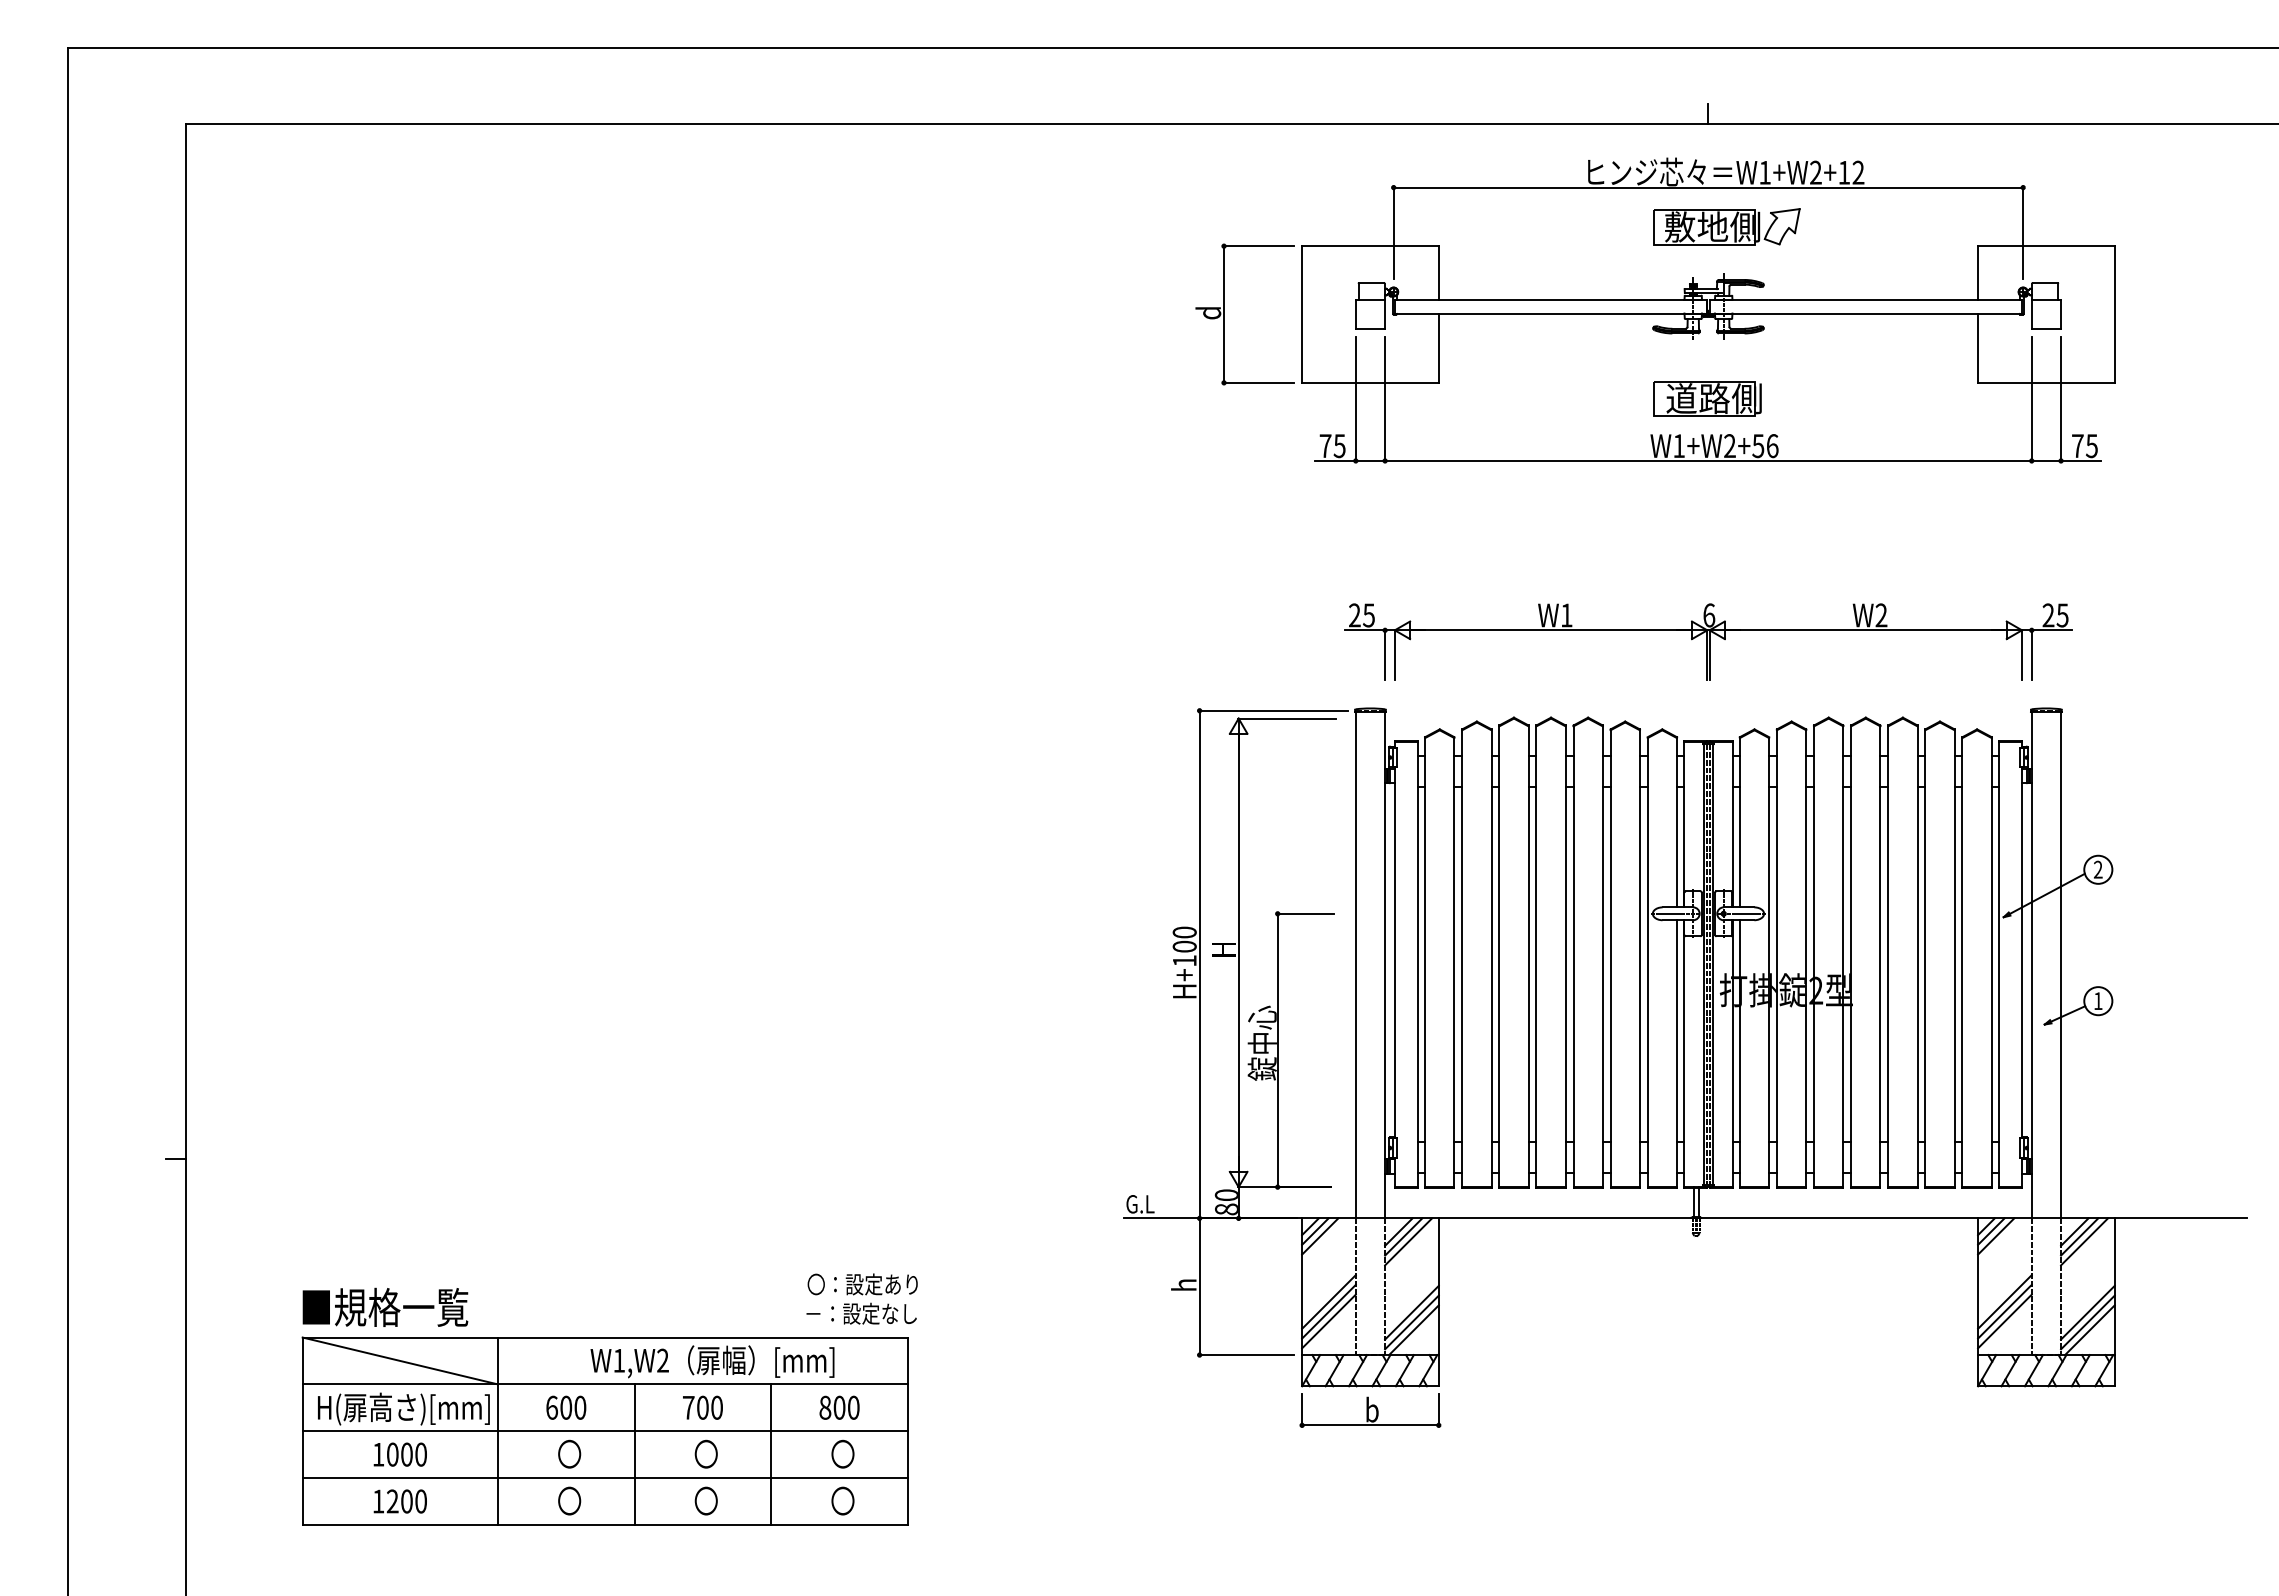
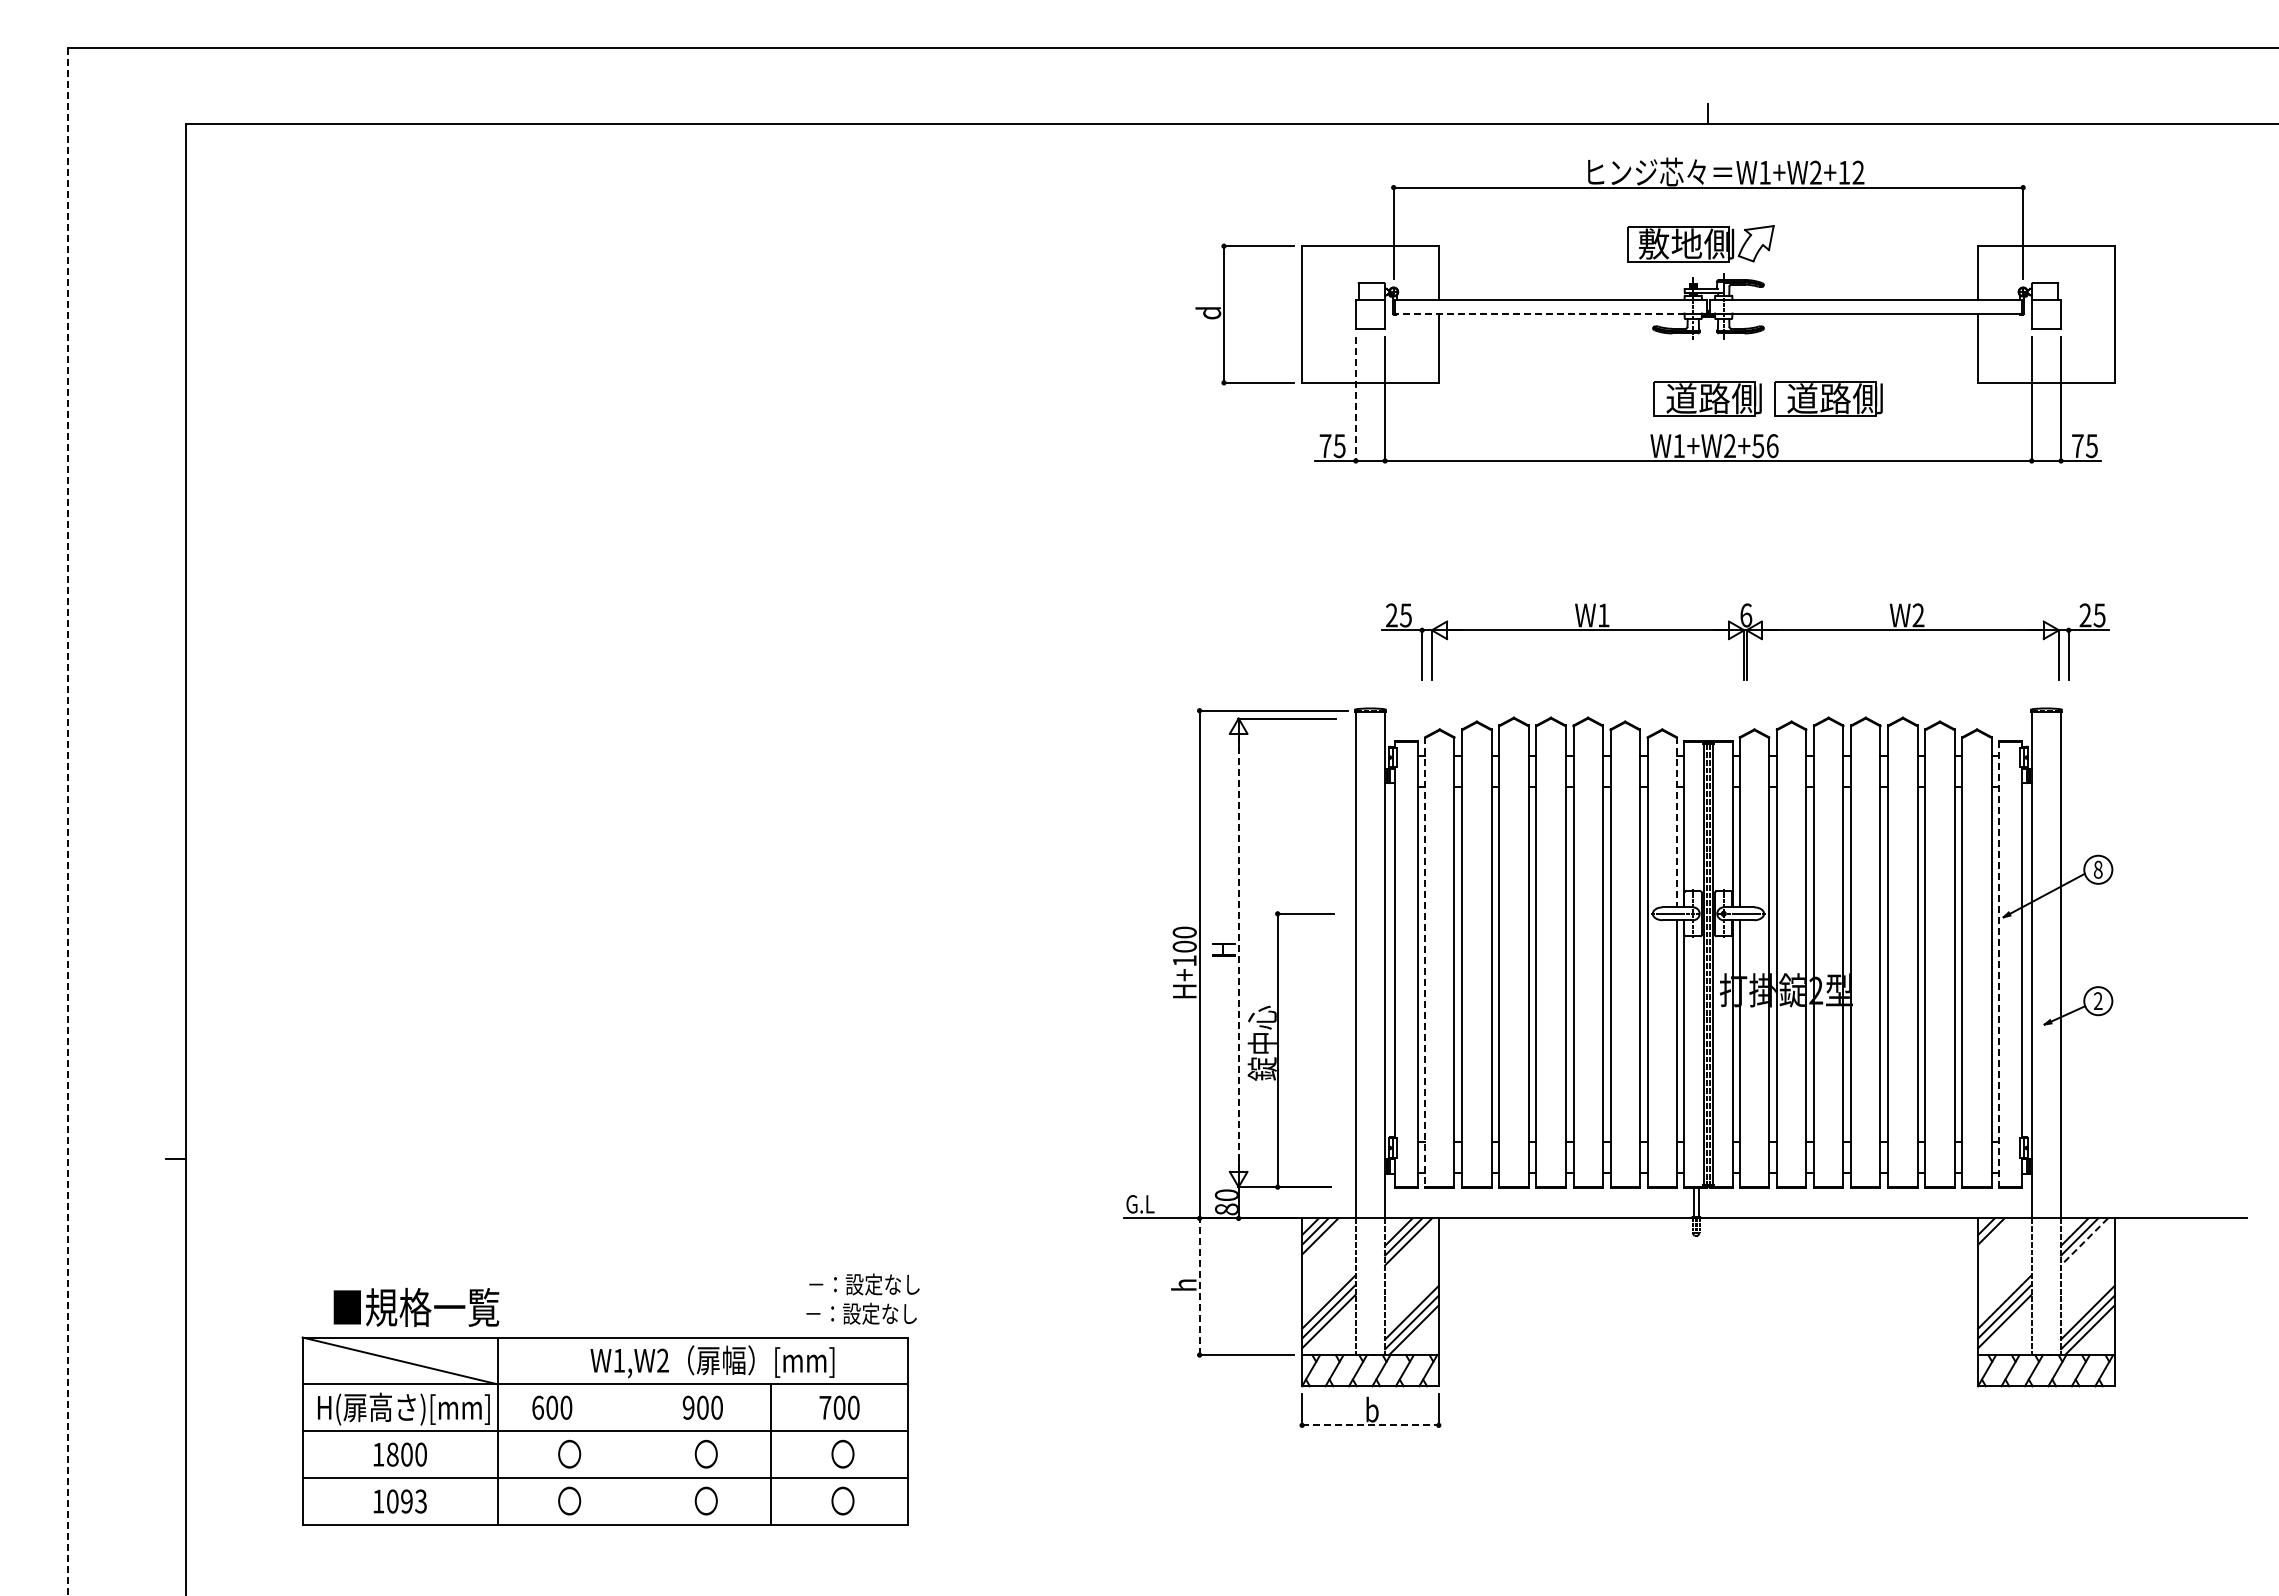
part position: (1726, 226) -> (1700, 243) (1700, 243)
line: solid -> dashed (1550, 313)
part: none -> present (1828, 398)
line: solid -> dashed (1355, 399)
part position: (1708, 641) -> (1745, 641) (1745, 641)
line: solid -> dashed (68, 821)
line: solid -> dashed (1676, 822)
text: 2 -> 8 (2097, 869)
line: solid -> dashed (1238, 952)
line: solid -> dashed (1425, 963)
line: solid -> dashed (1998, 964)
text: 1 -> 2 (2097, 1000)
line: present -> none (1996, 1236)
line: solid -> dashed (2084, 1242)
text: 〇：設定あり -> －：設定なし (863, 1284)
line: solid -> dashed (1199, 1286)
text position: (385, 1306) -> (416, 1306) (416, 1306)
text position: (566, 1407) -> (552, 1407) (552, 1407)
text: 700 -> 900 (688, 1407)
text: 800 -> 700 (825, 1407)
line: solid -> dashed (1370, 1425)
text: 1000 -> 1800 (392, 1454)
line: present -> none (634, 1454)
text: 1200 -> 1093 (406, 1501)
